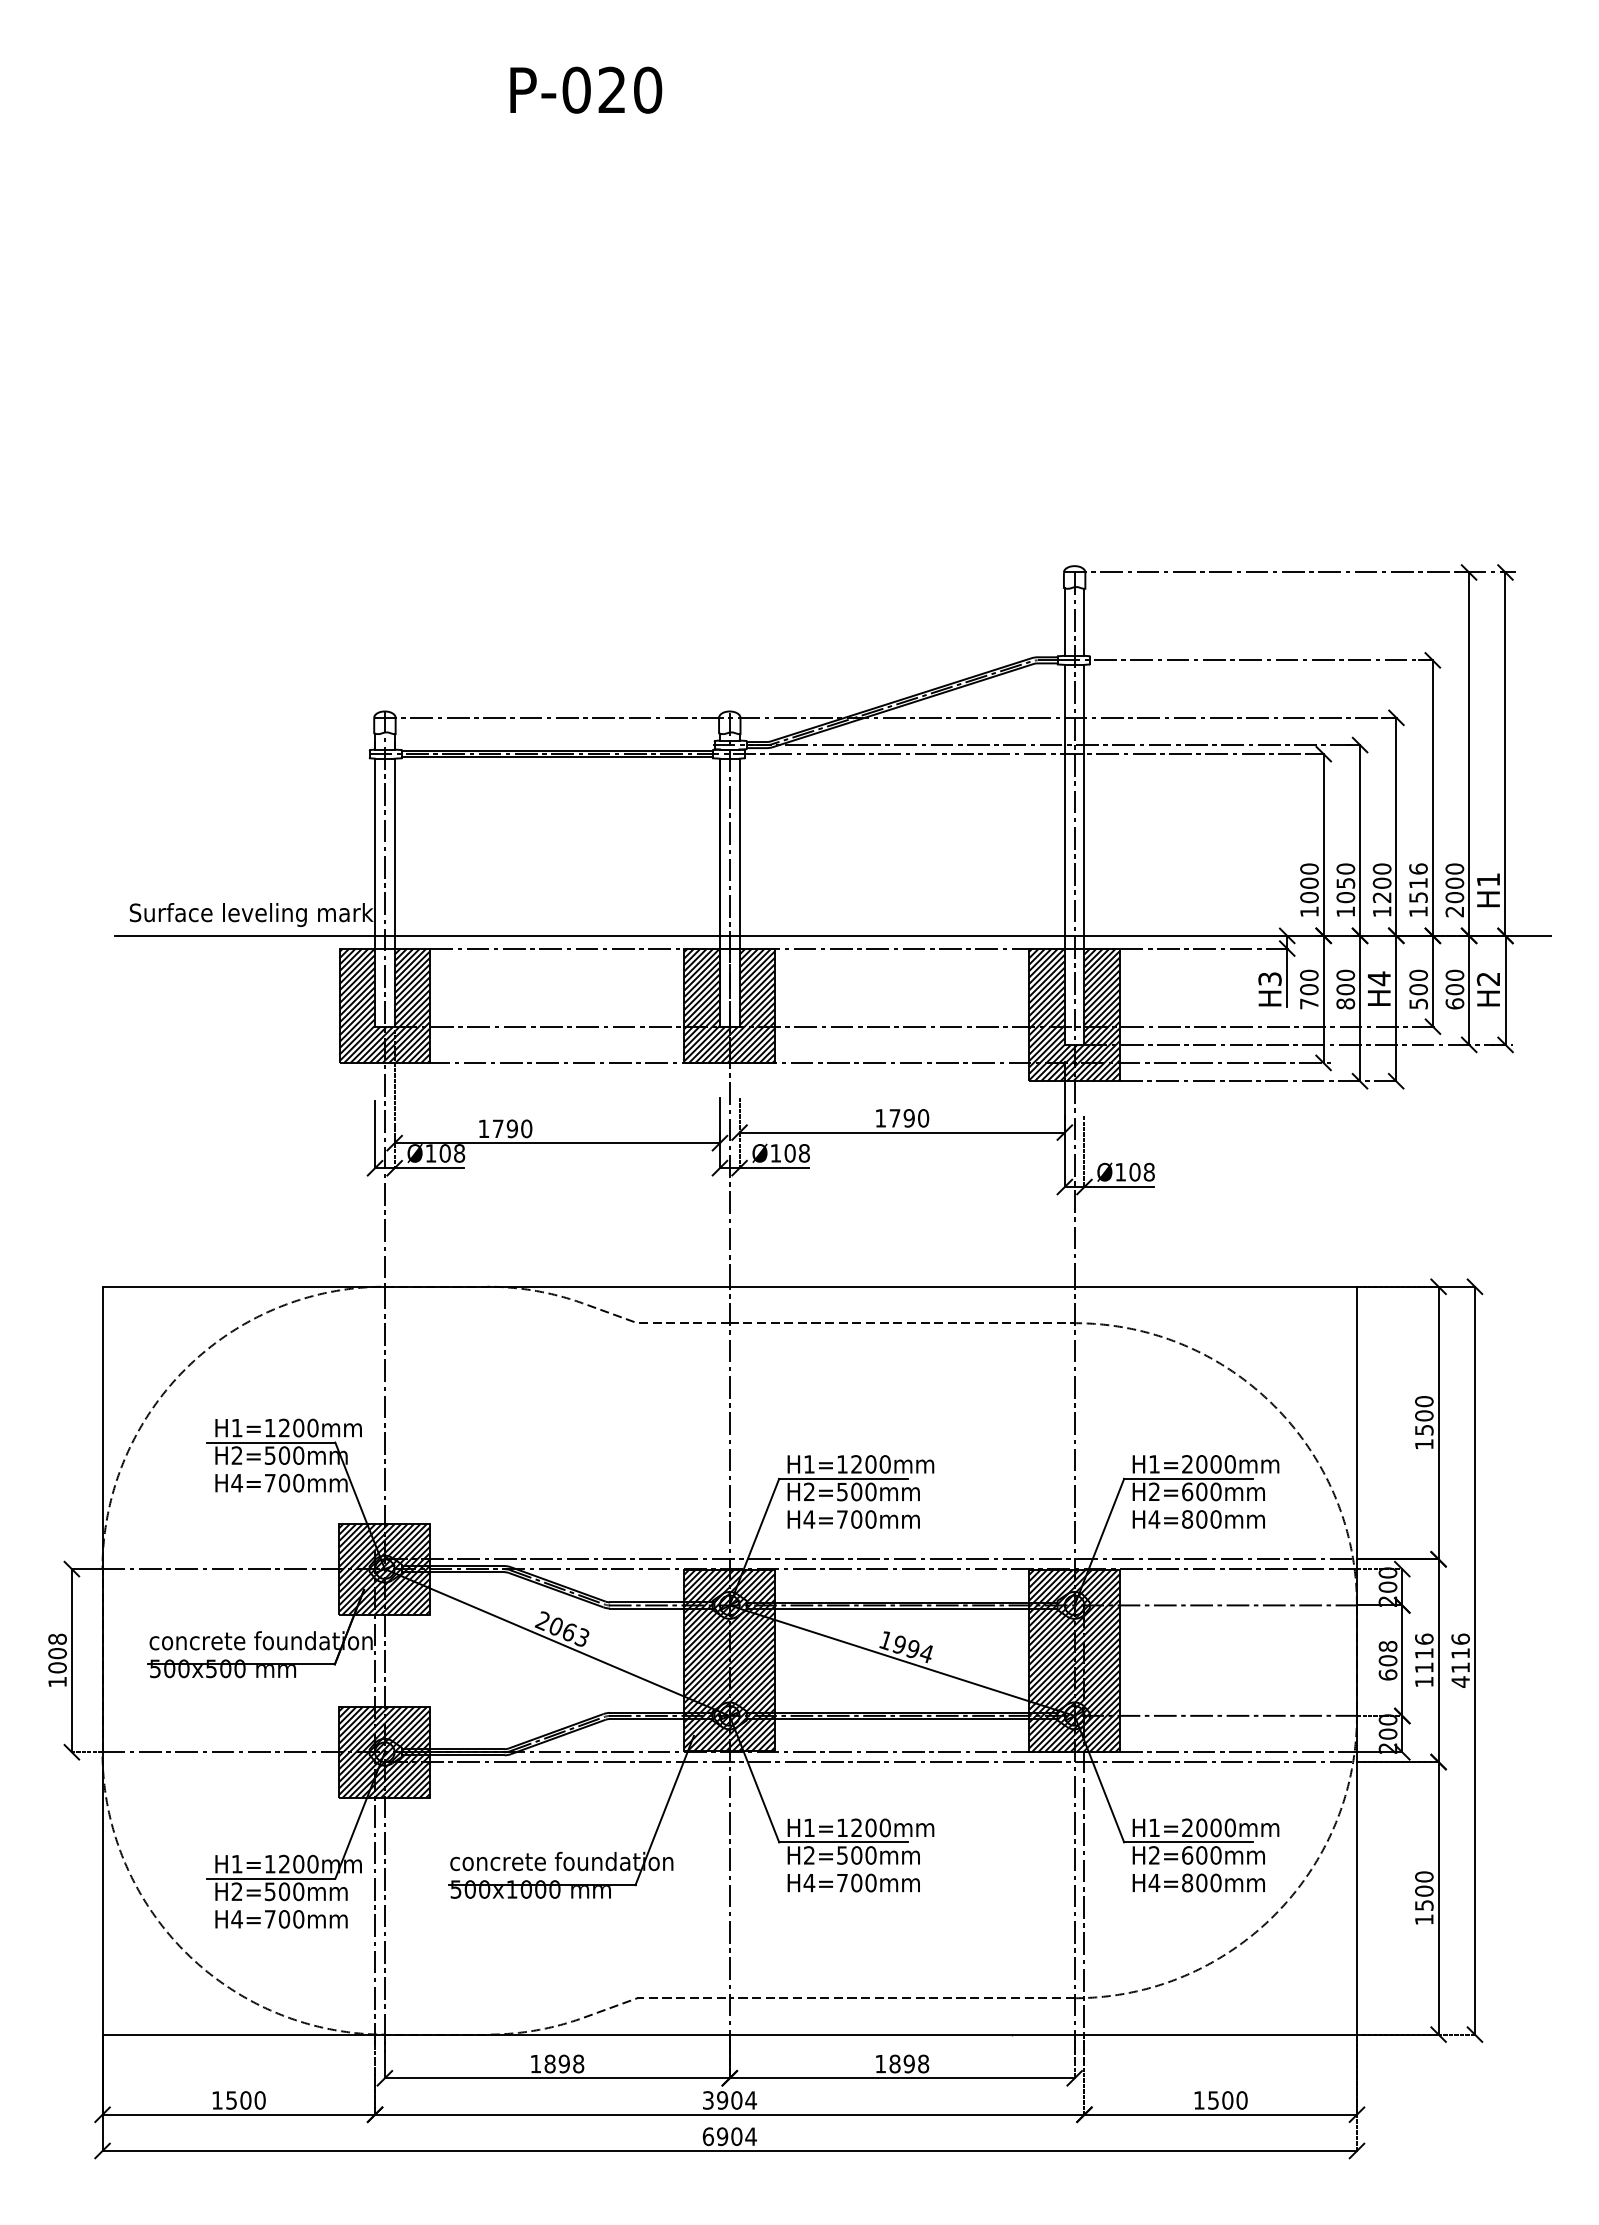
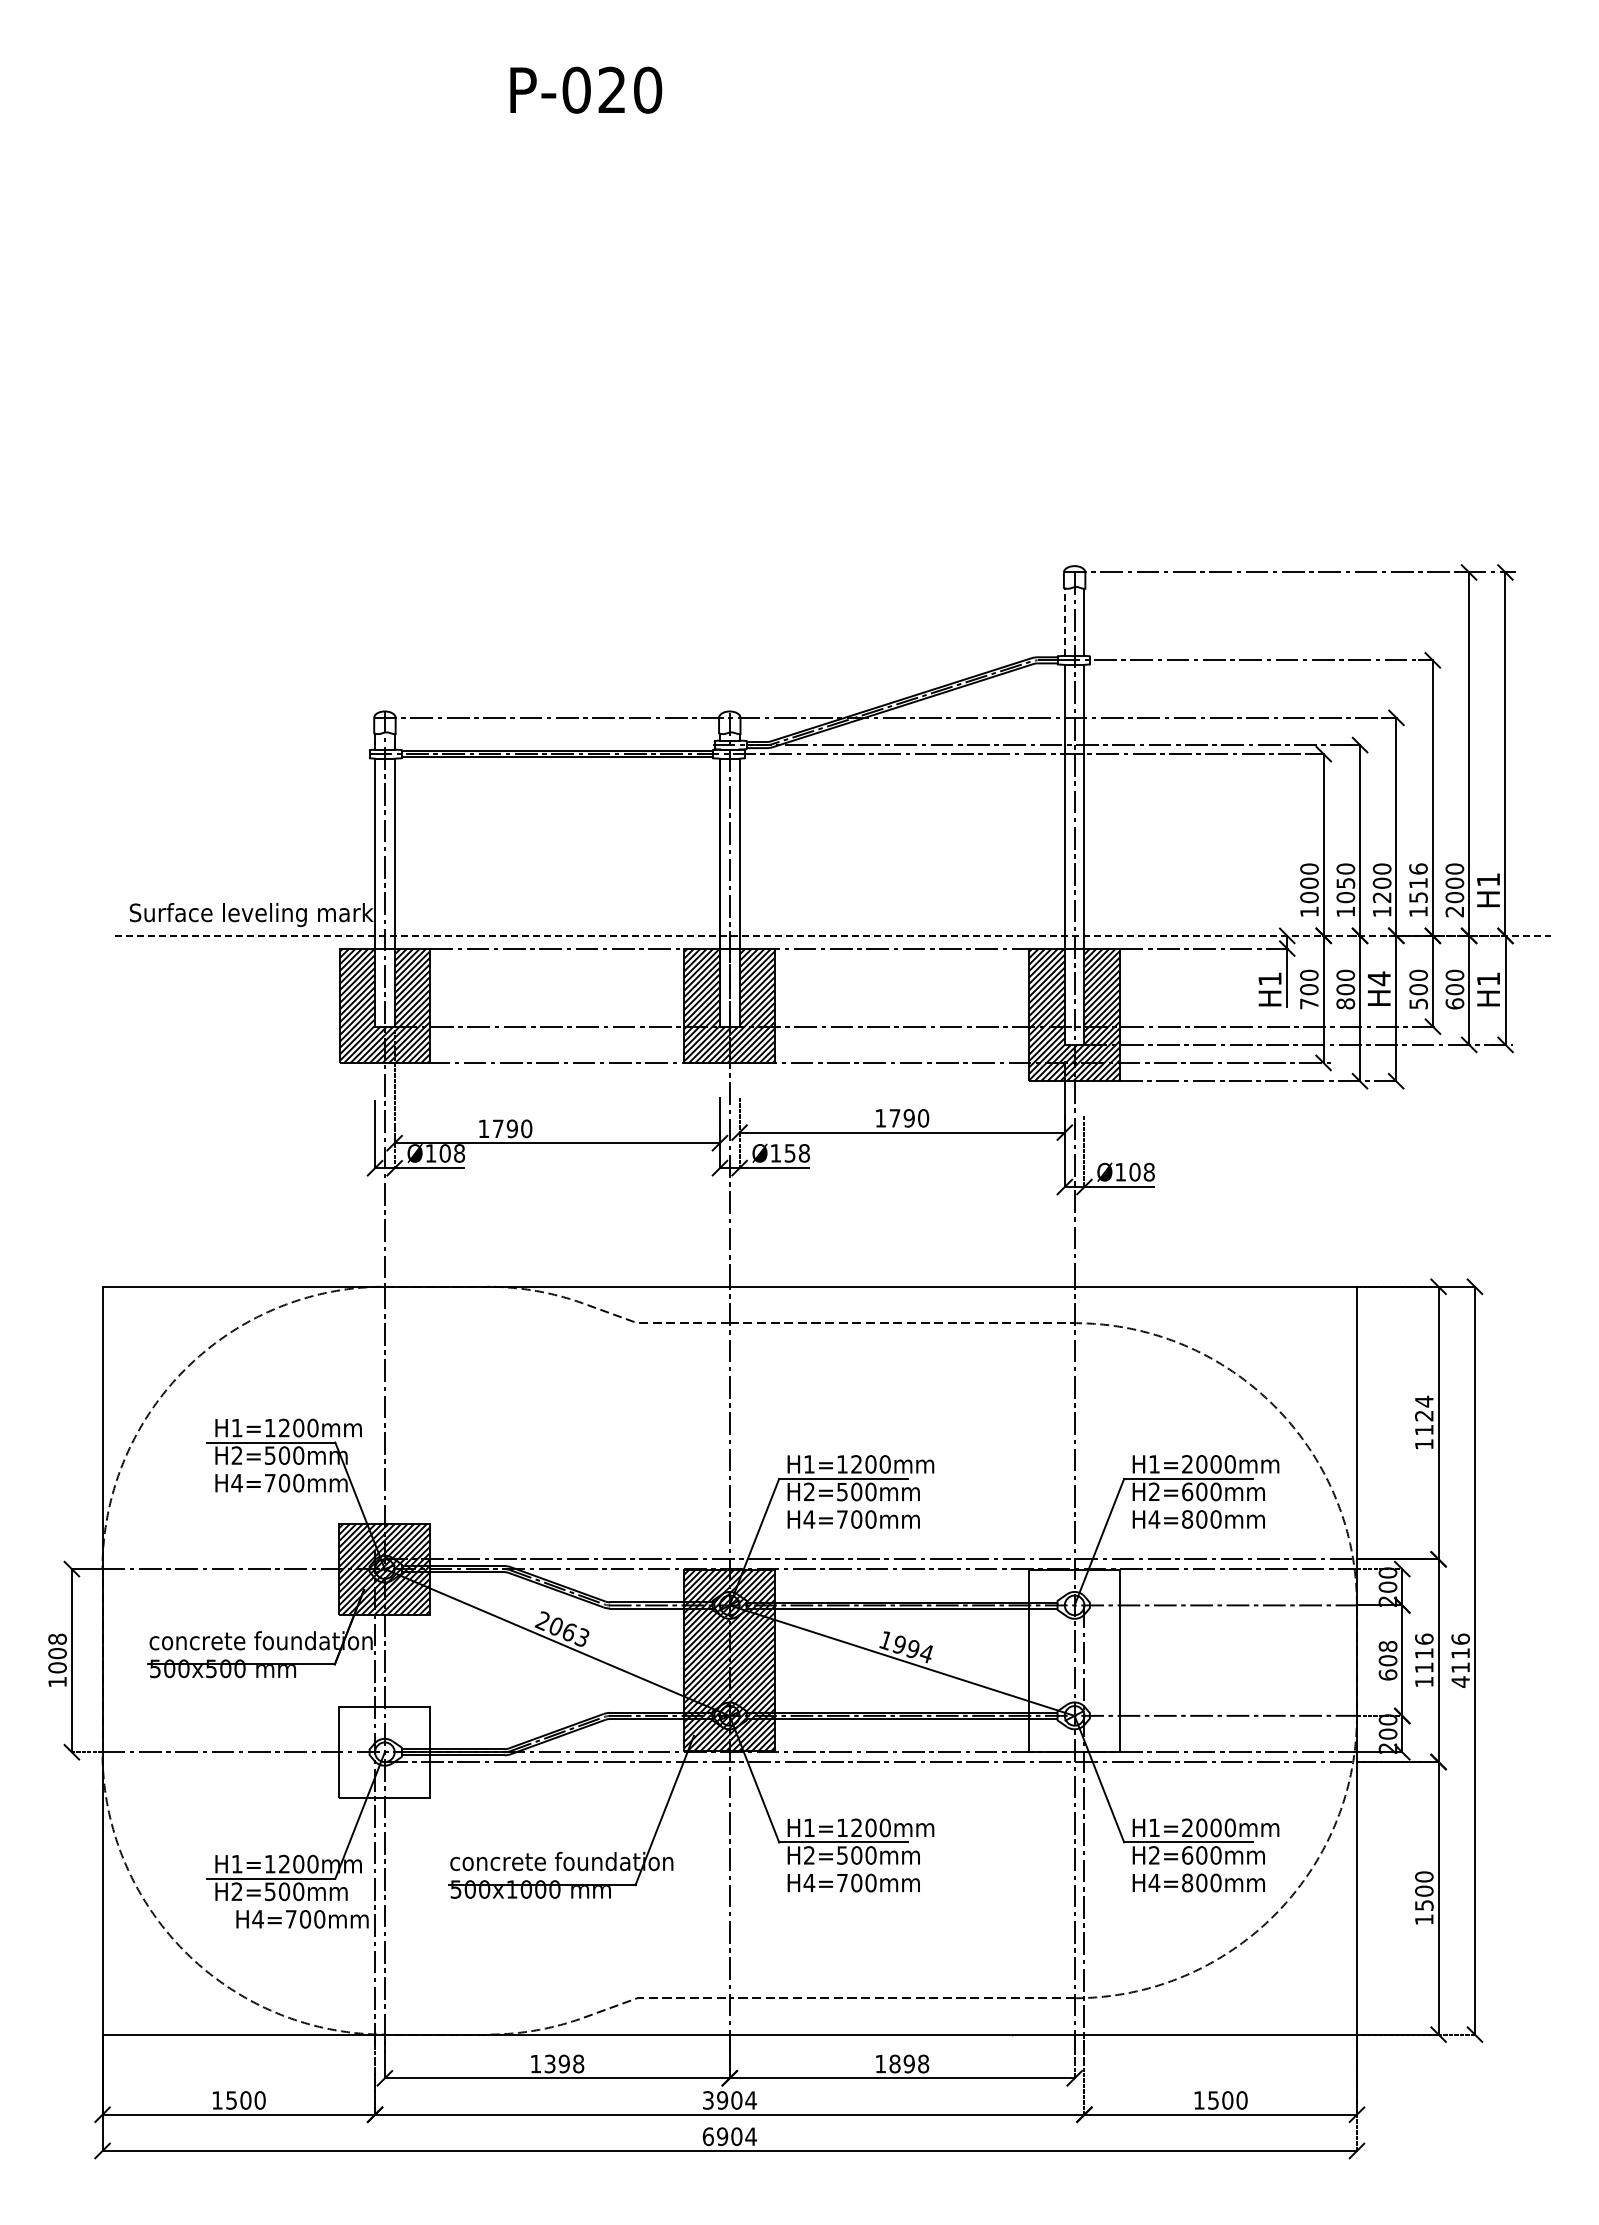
line: solid -> dashed (1064, 622)
line: solid -> dashed (833, 935)
text: H3 -> H1 (1269, 978)
text: H2 -> H1 (1487, 978)
text: Ø108 -> Ø158 (789, 1153)
text: 1500 -> 1124 (1424, 1415)
hatch: present -> none (1074, 1660)
hatch: present -> none (384, 1751)
text position: (281, 1919) -> (302, 1919) (302, 1919)
text: 1898 -> 1398 (549, 2063)
